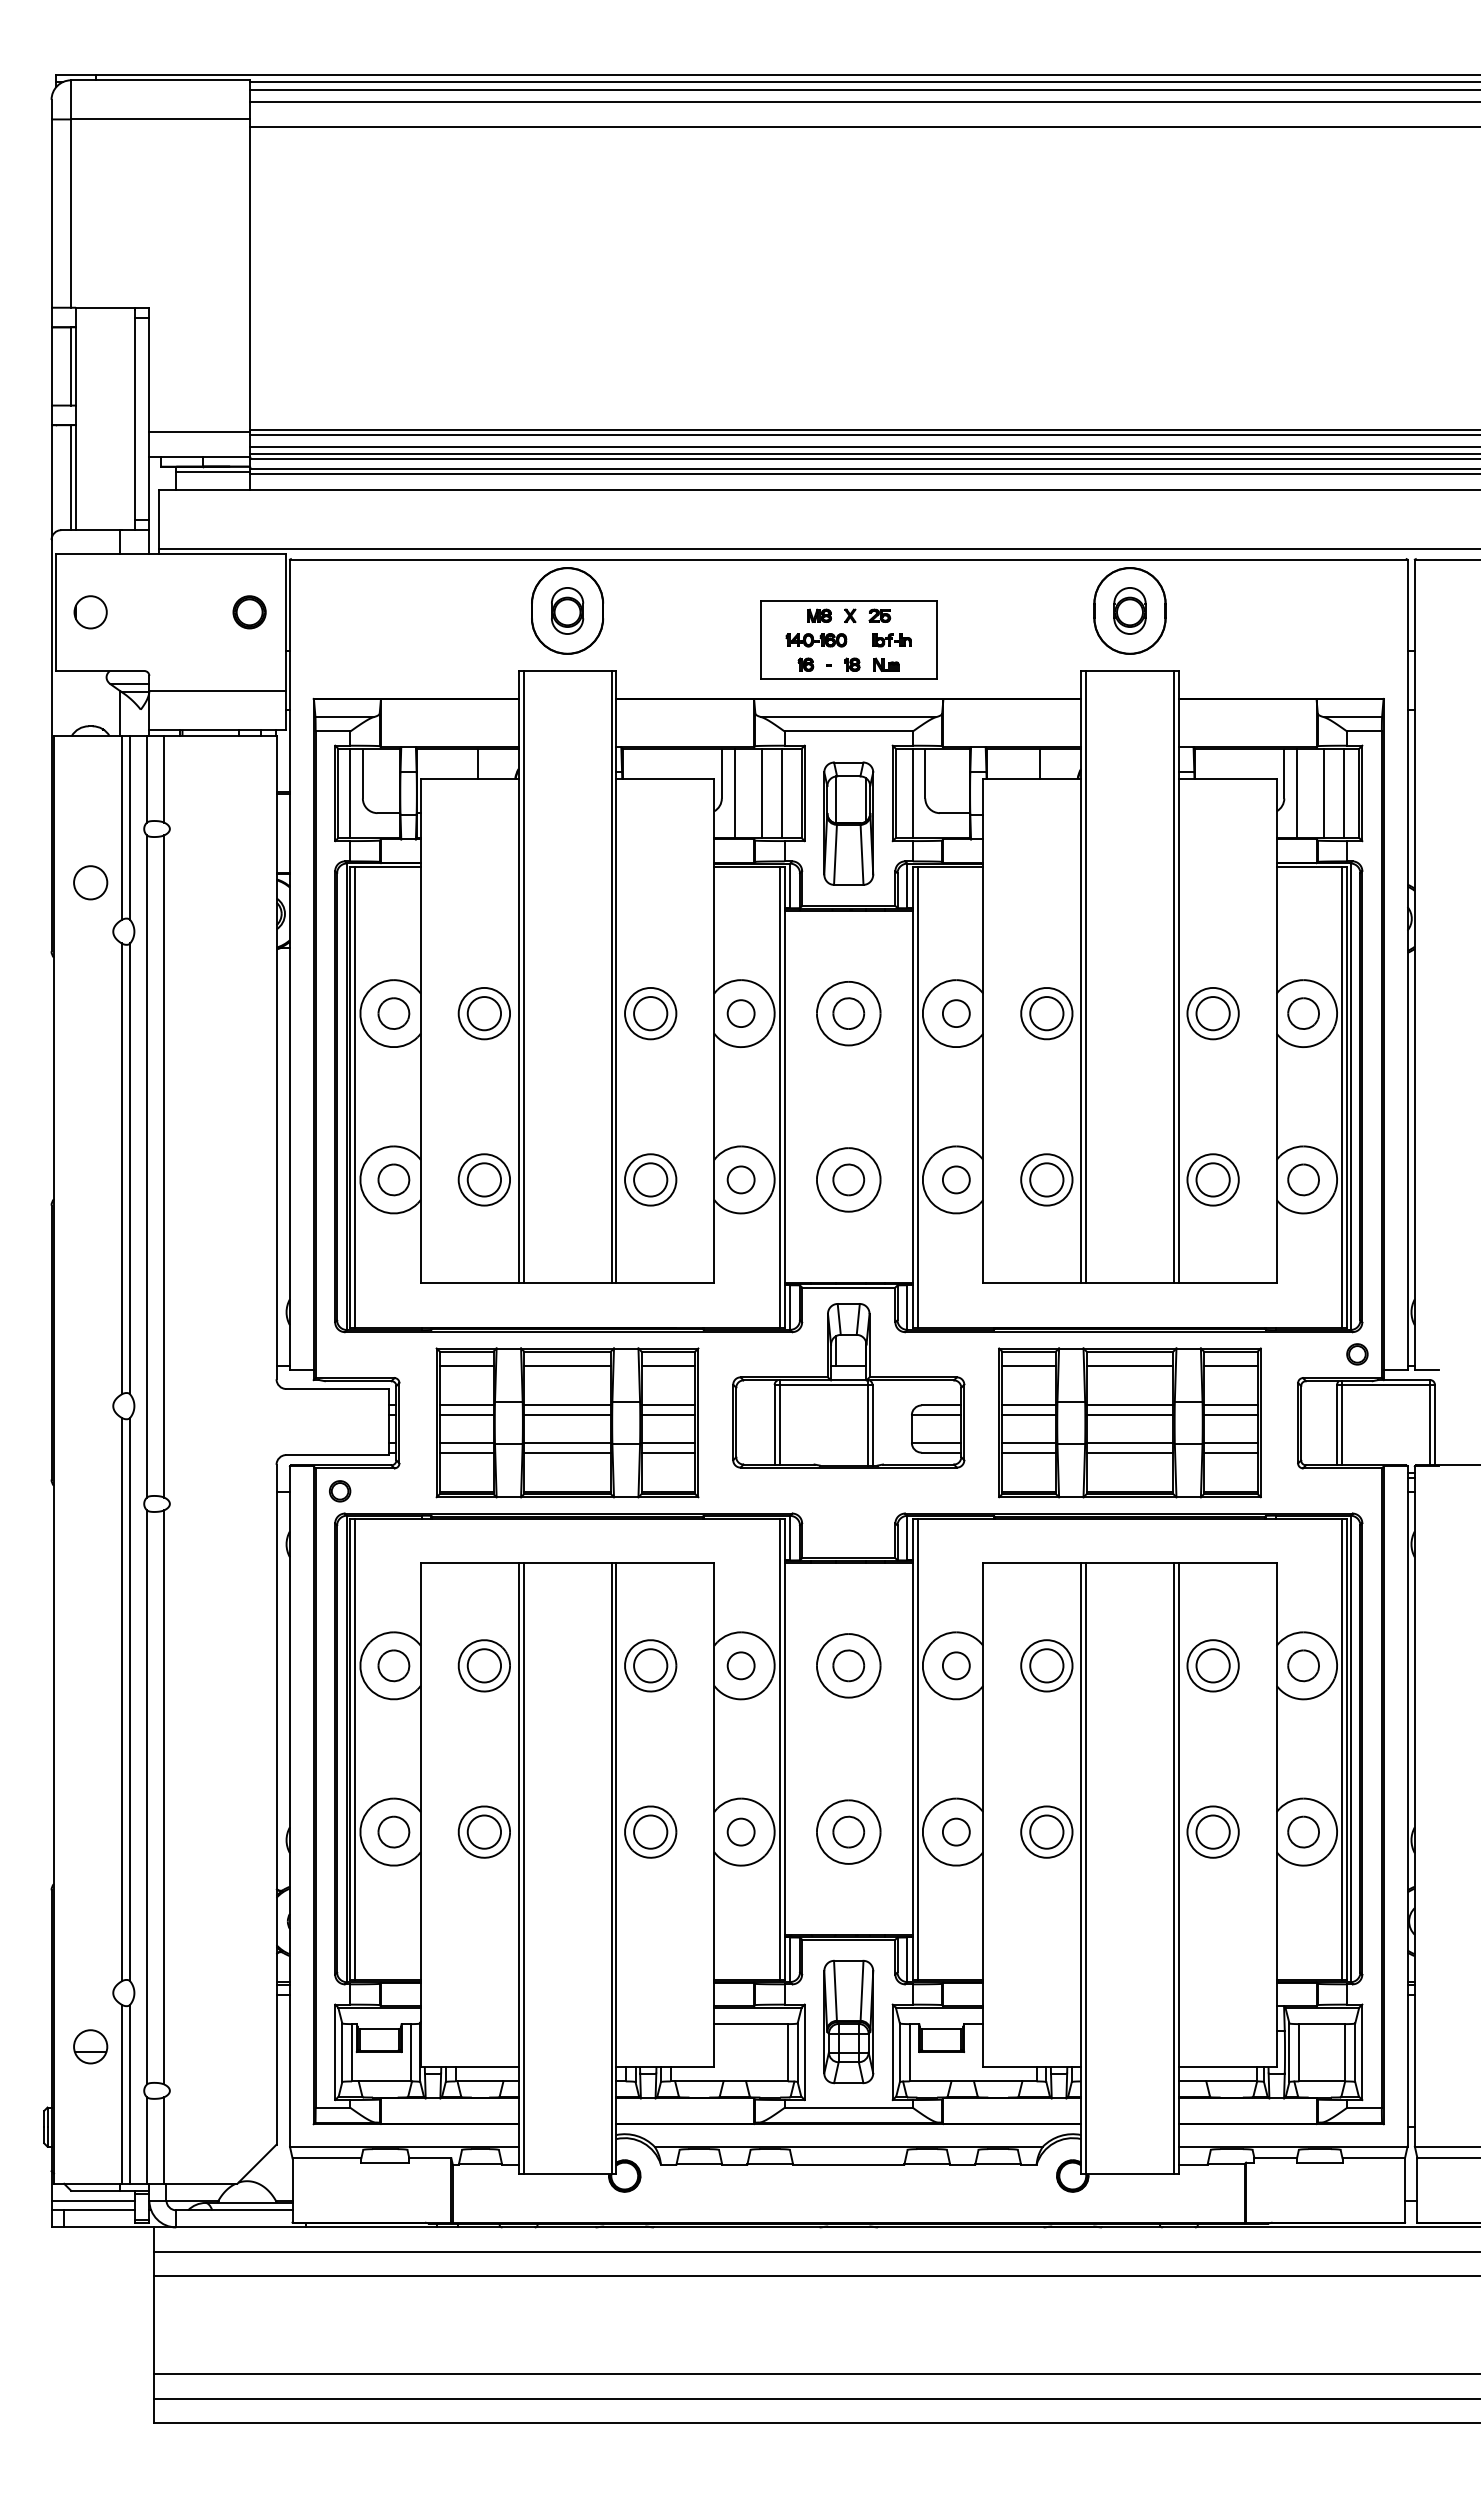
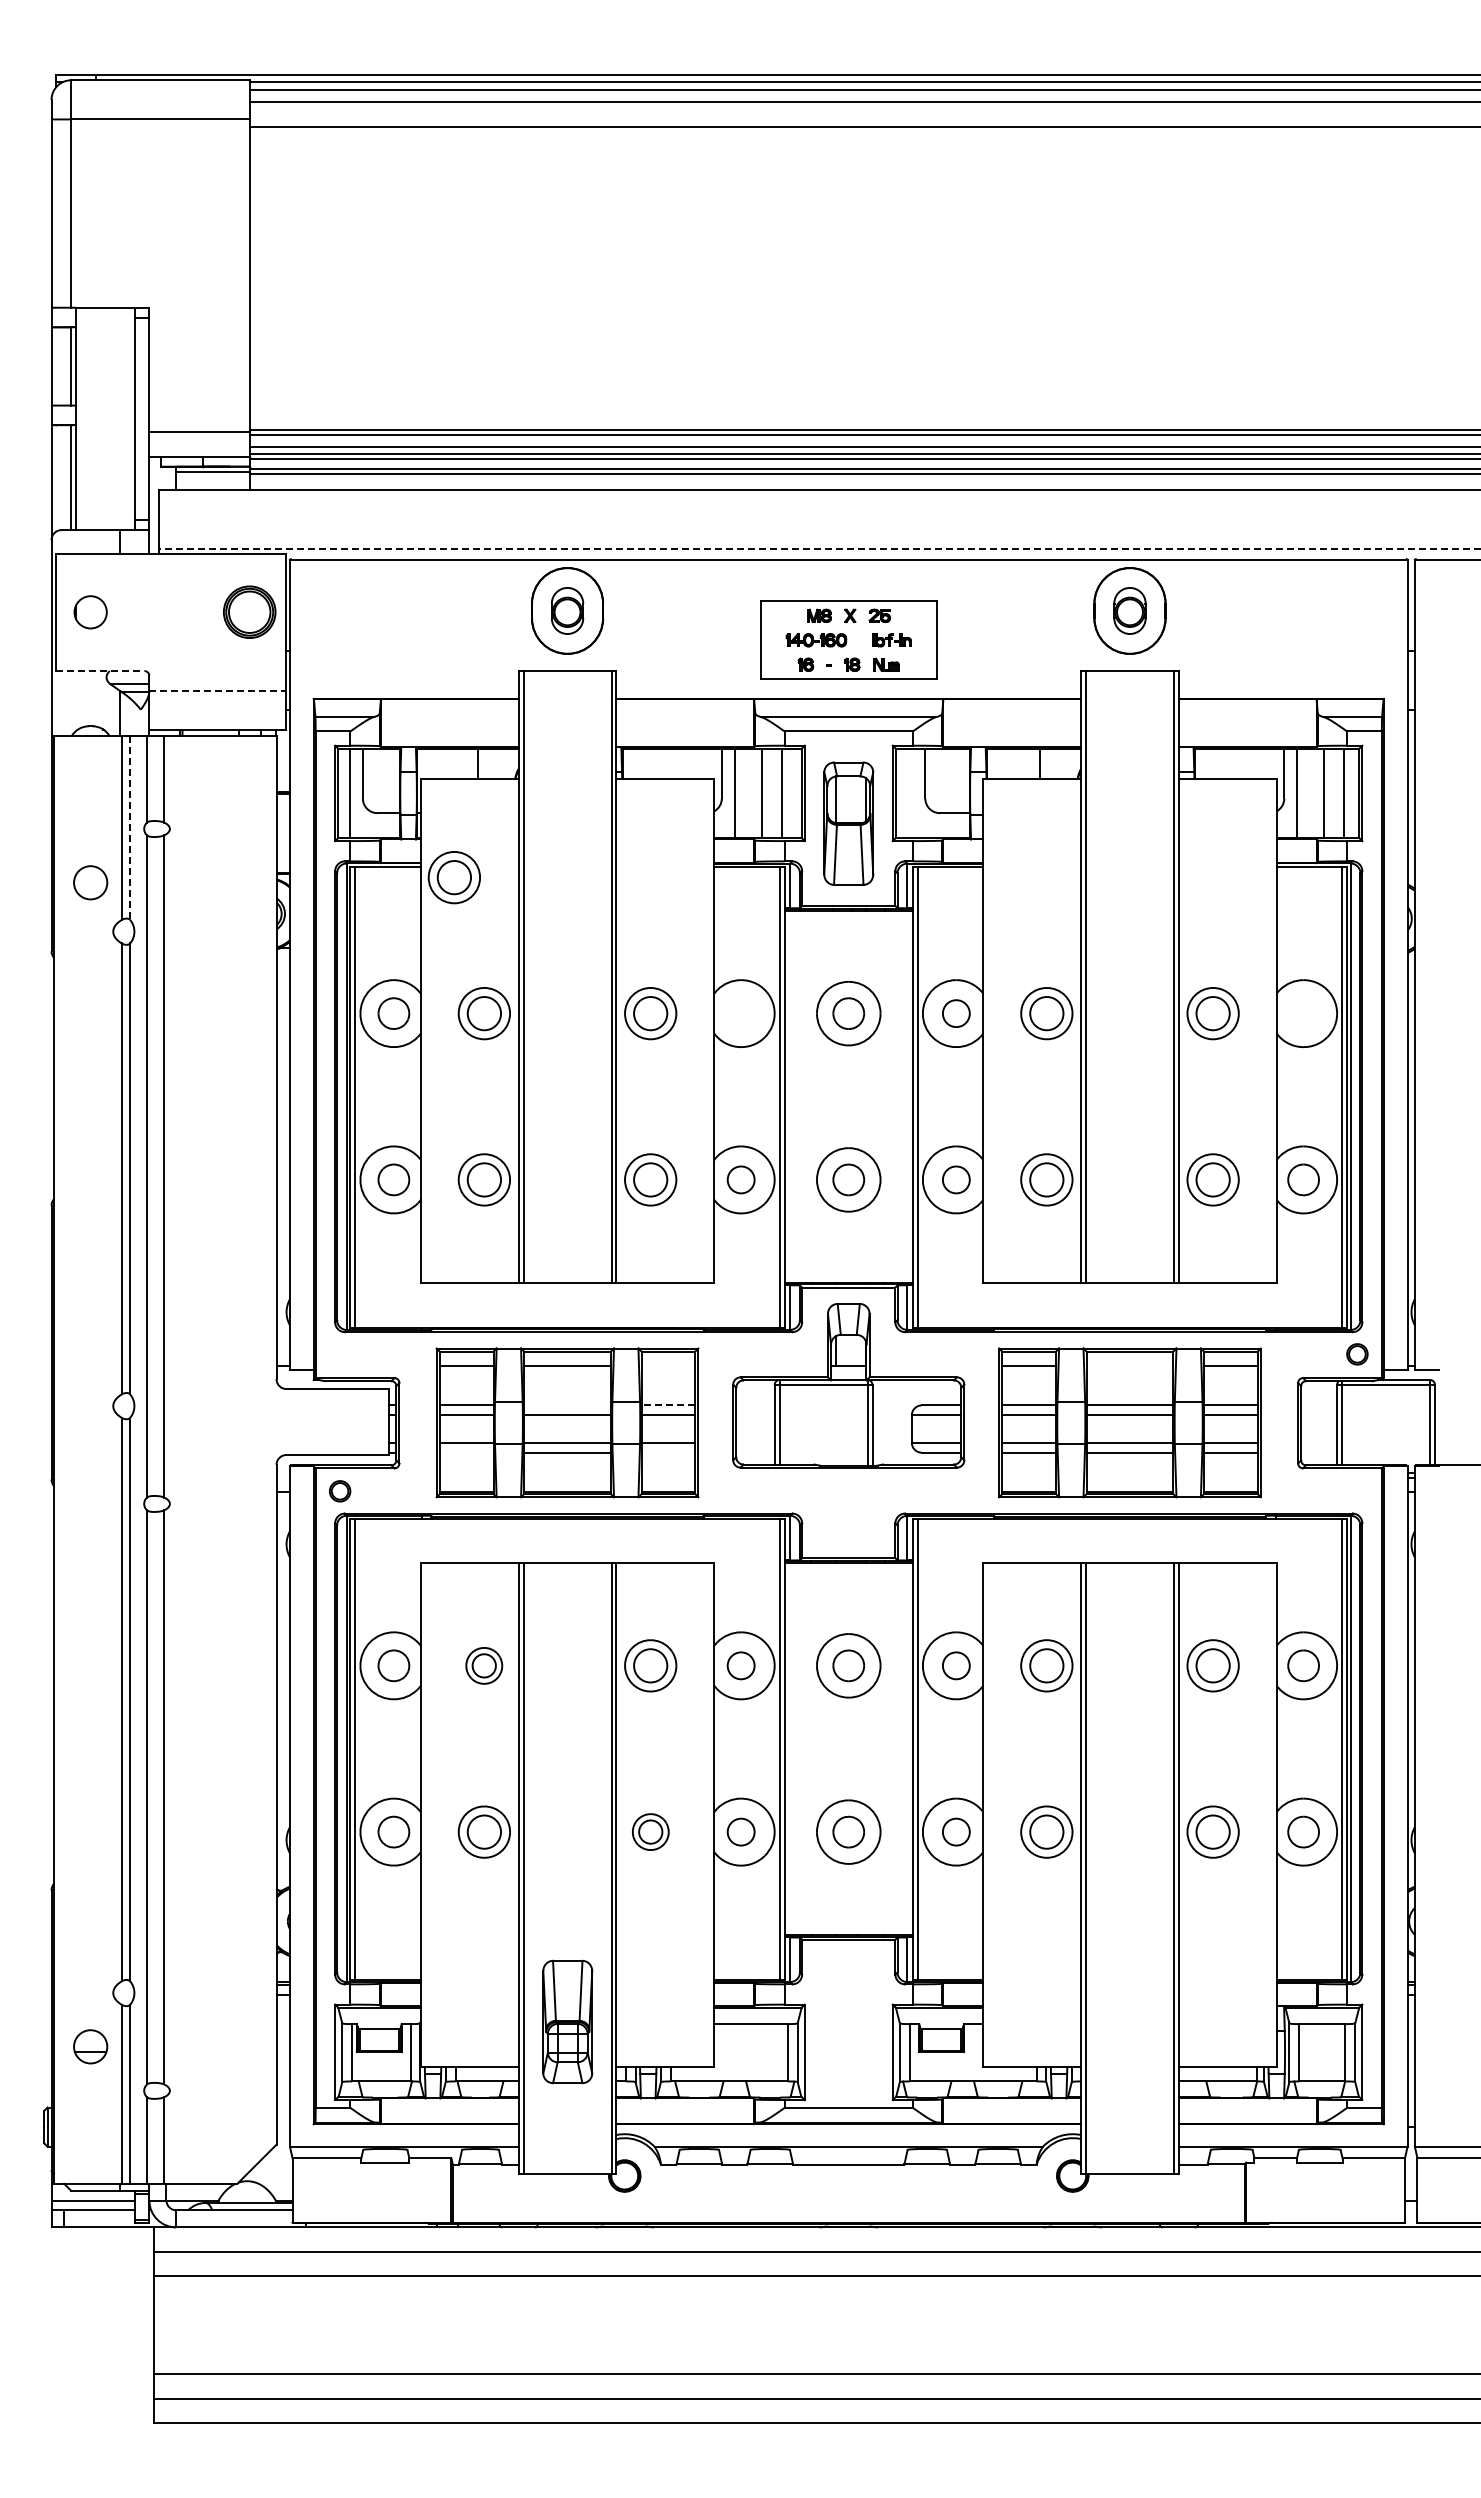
line: solid -> dashed (819, 548)
part size: 35x35 px -> 54x54 px (249, 611)
line: solid -> dashed (100, 671)
line: solid -> dashed (218, 690)
line: present -> none (912, 793)
line: solid -> dashed (130, 828)
part: none -> present (453, 877)
circle: present -> none (740, 1013)
part: present -> none (1303, 1013)
line: present -> none (668, 1366)
line: present -> none (1129, 1366)
line: present -> none (567, 1405)
line: solid -> dashed (668, 1405)
line: present -> none (466, 1452)
line: present -> none (668, 1452)
part size: 54x54 px -> 39x38 px (484, 1665)
part size: 54x54 px -> 38x38 px (650, 1831)
part position: (848, 2021) -> (567, 2021) (567, 2021)
